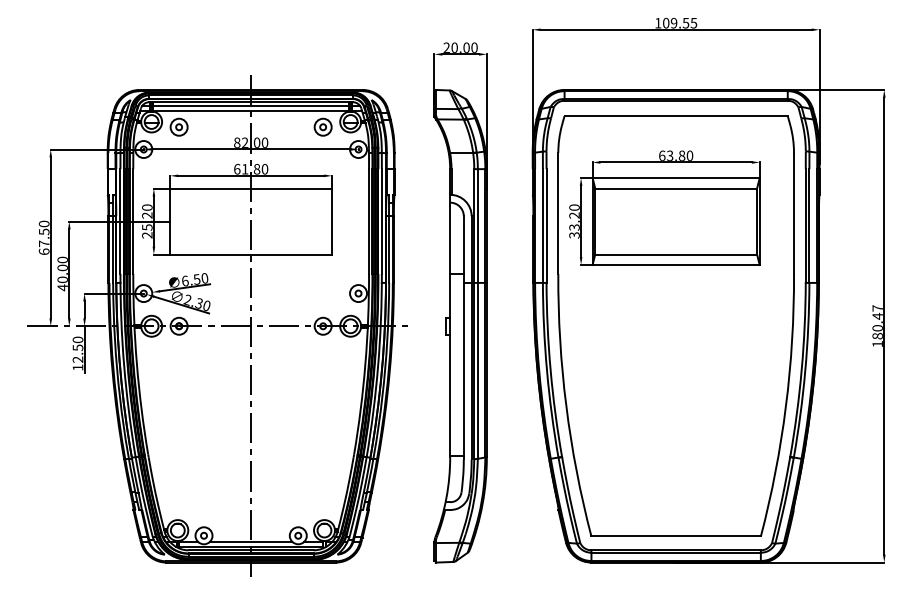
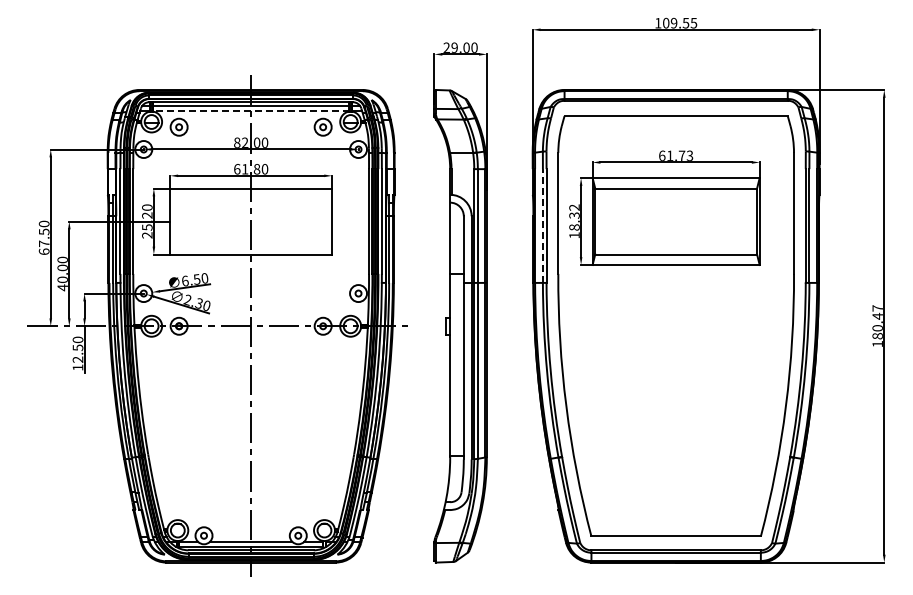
text: 20.00 -> 29.00 (454, 47)
line: solid -> dashed (250, 110)
text: 63.80 -> 61.73 (679, 155)
text: 33.20 -> 18.32 (574, 221)
line: solid -> dashed (542, 226)
